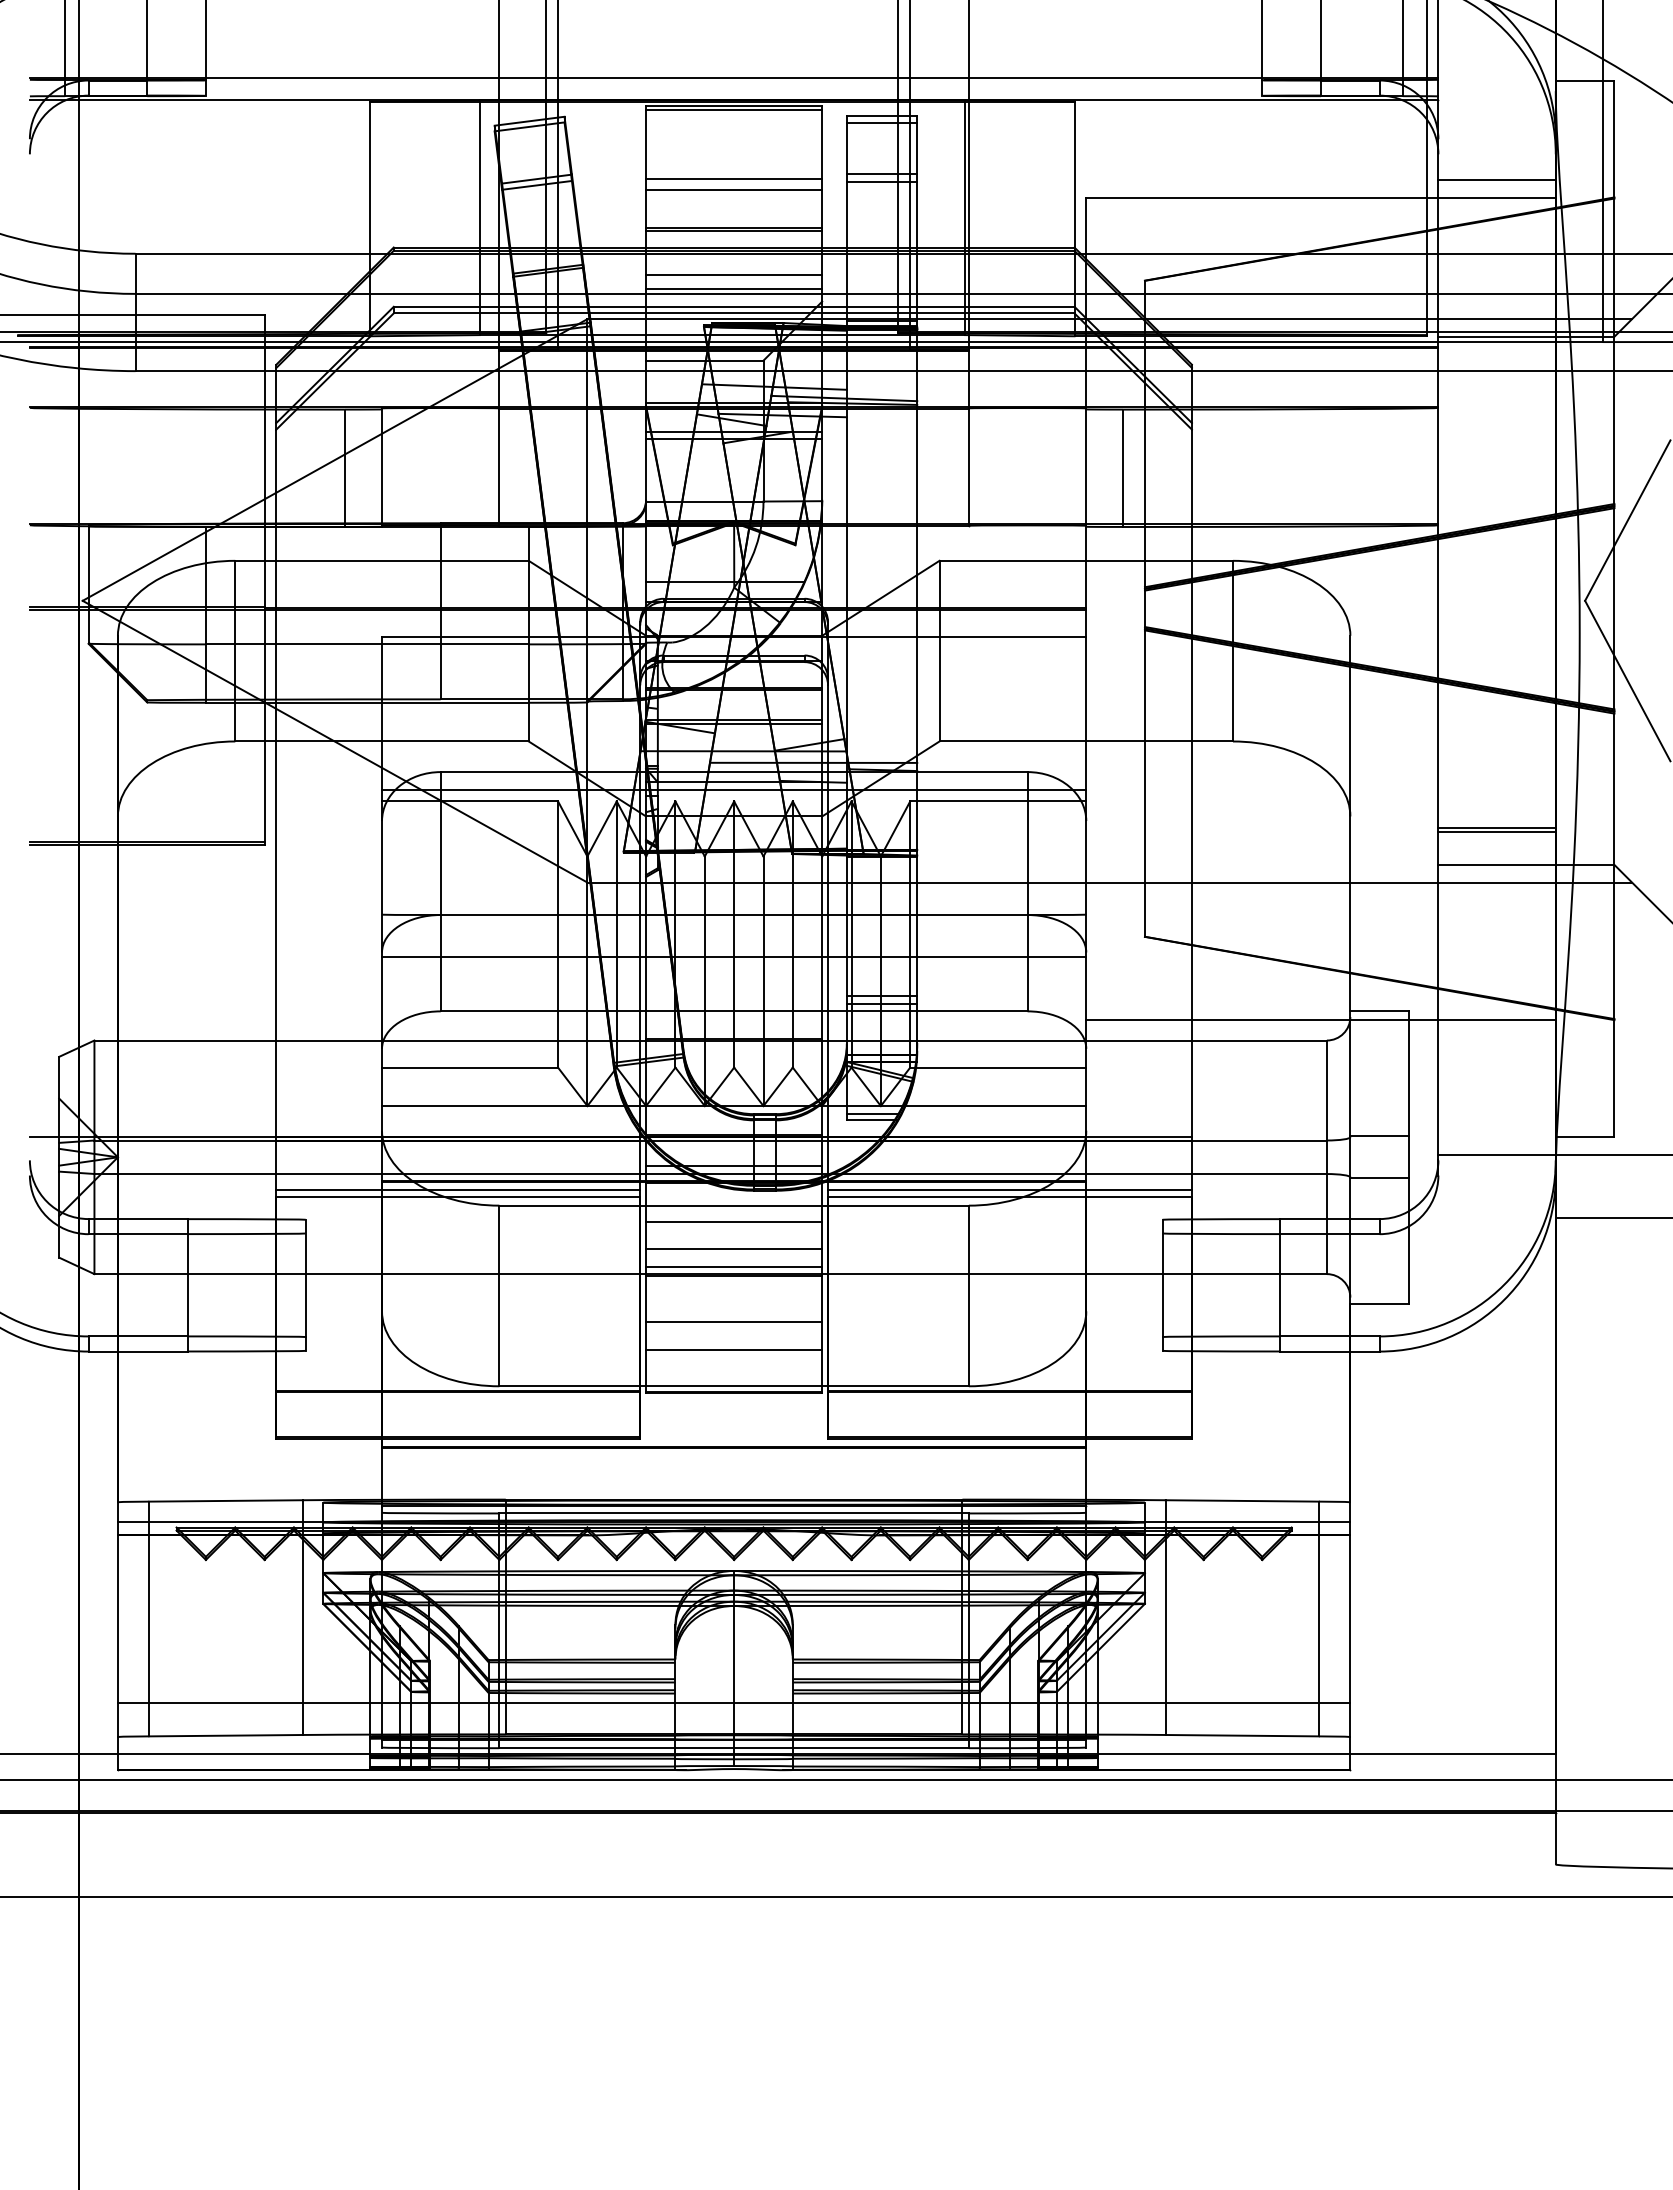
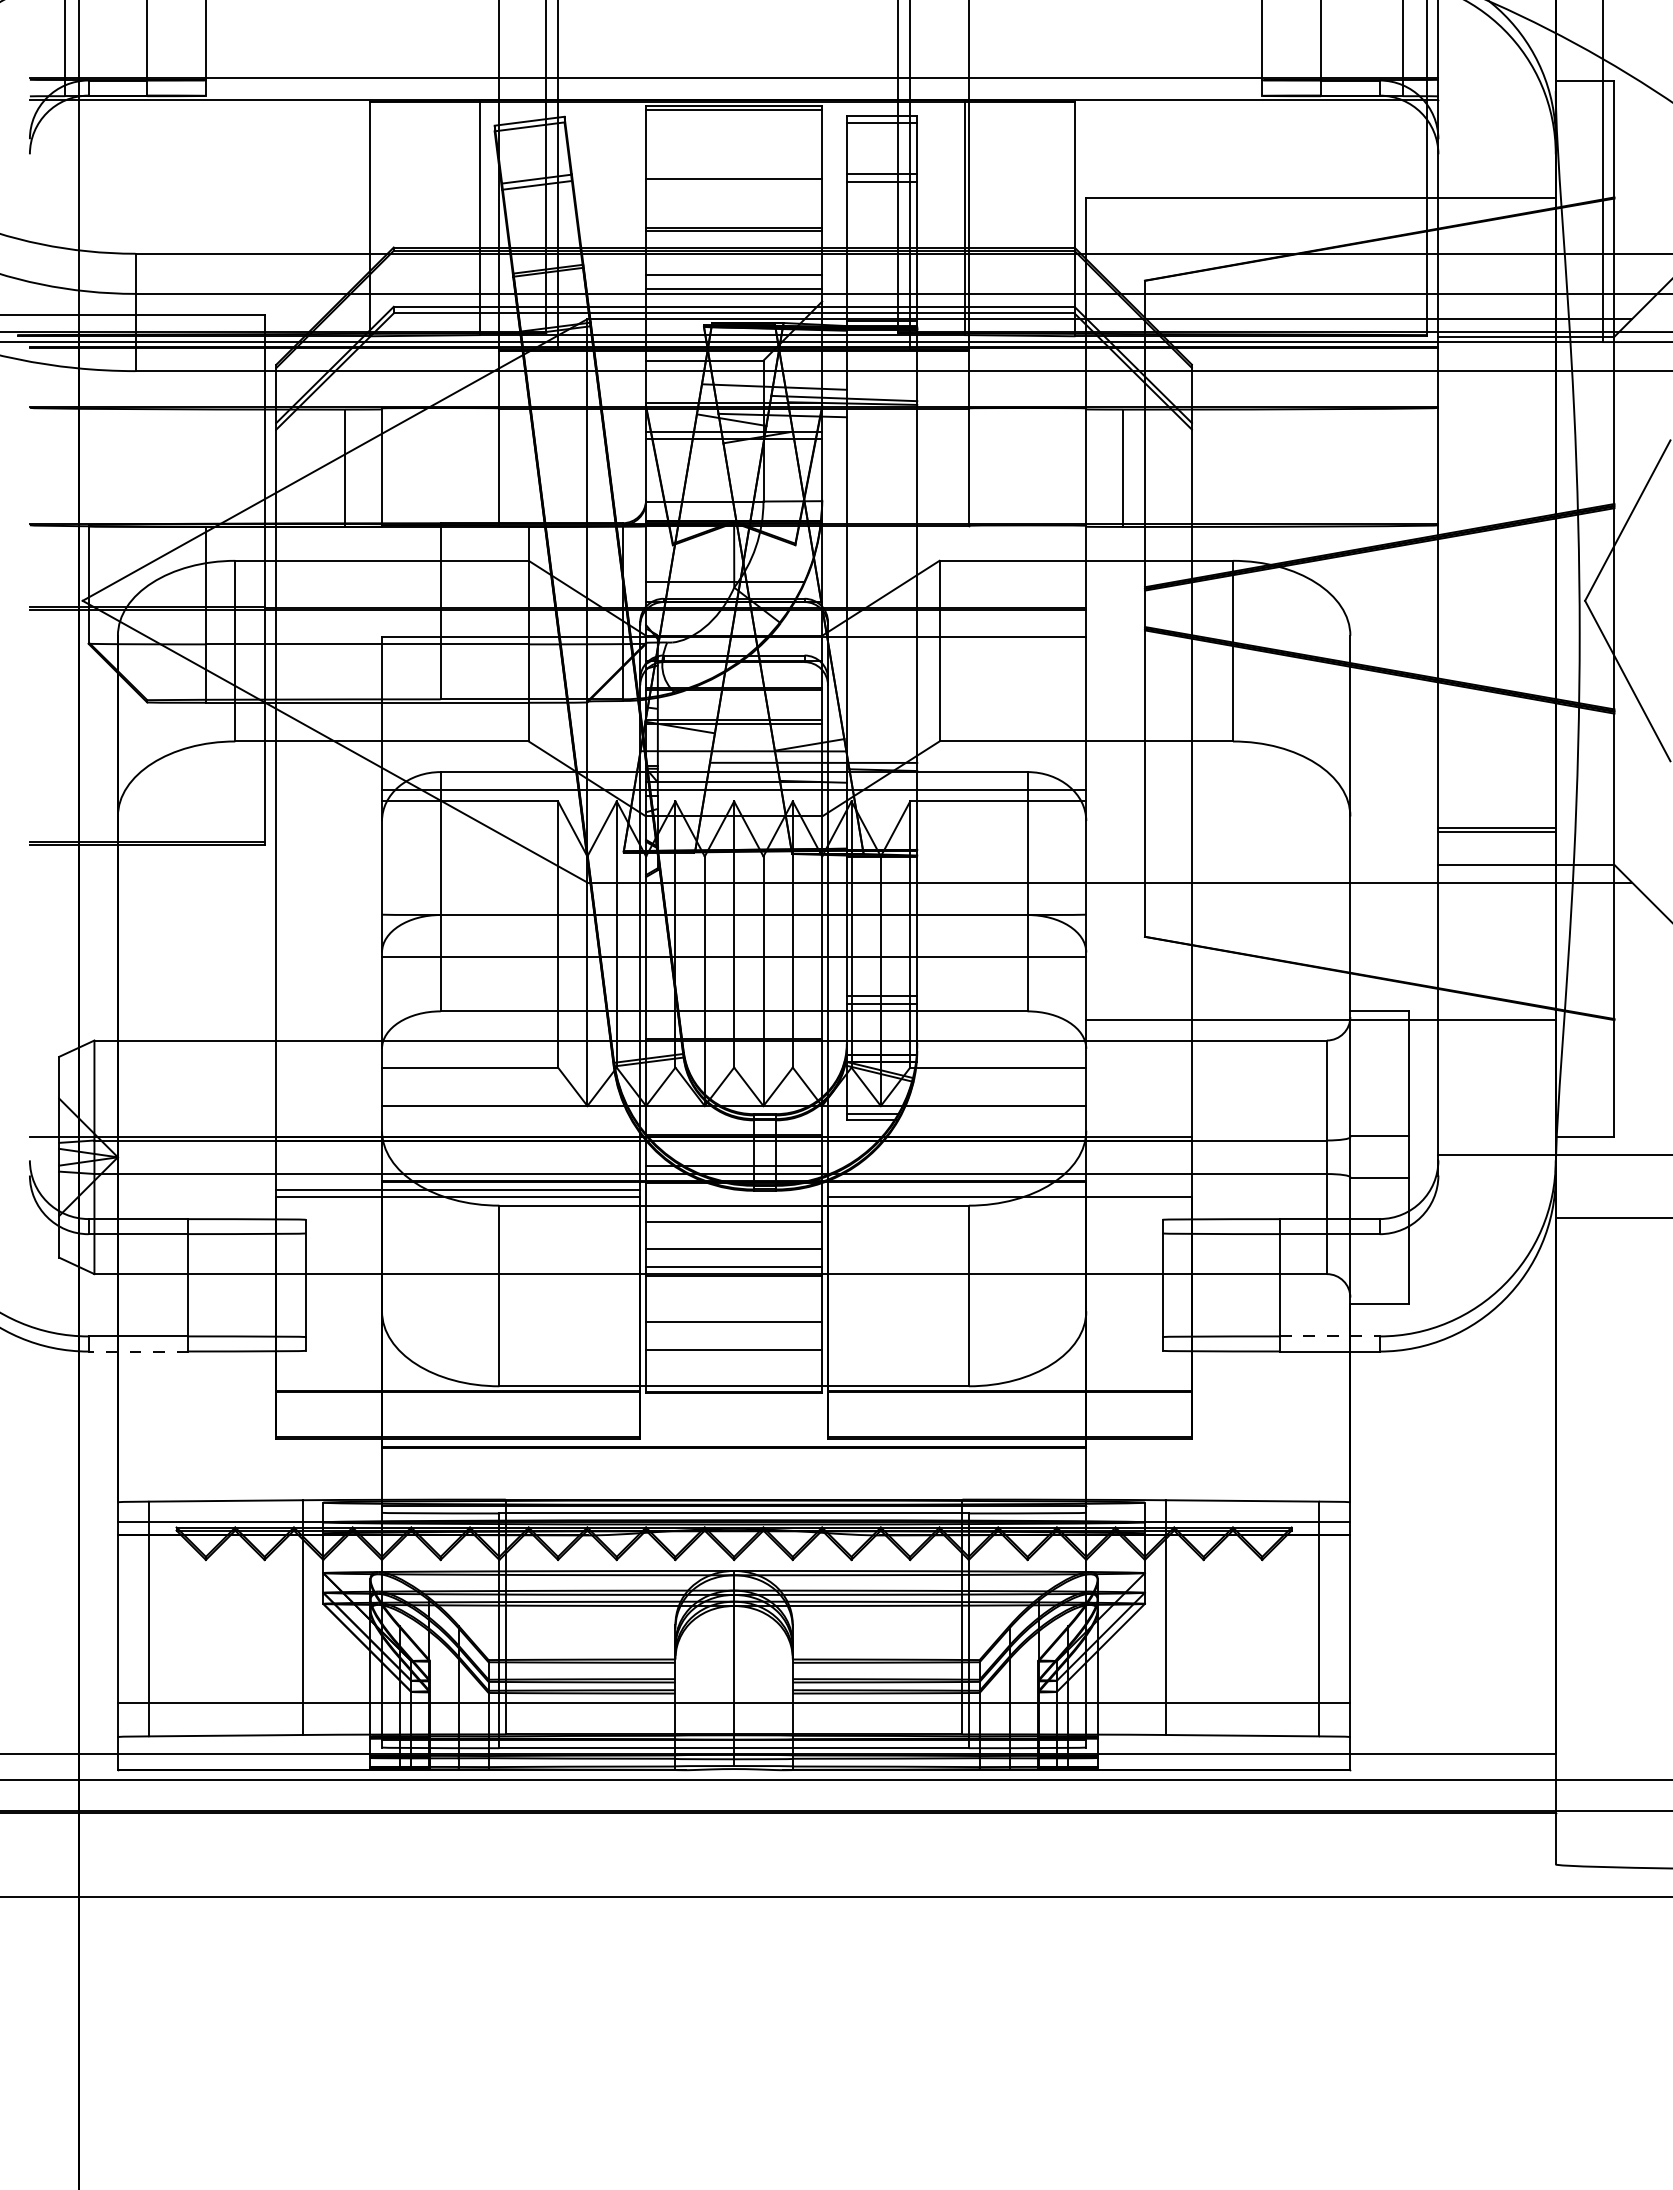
line: present -> none (1496, 180)
line: present -> none (734, 189)
line: present -> none (1009, 1190)
line: solid -> dashed (1329, 1336)
line: solid -> dashed (138, 1351)
